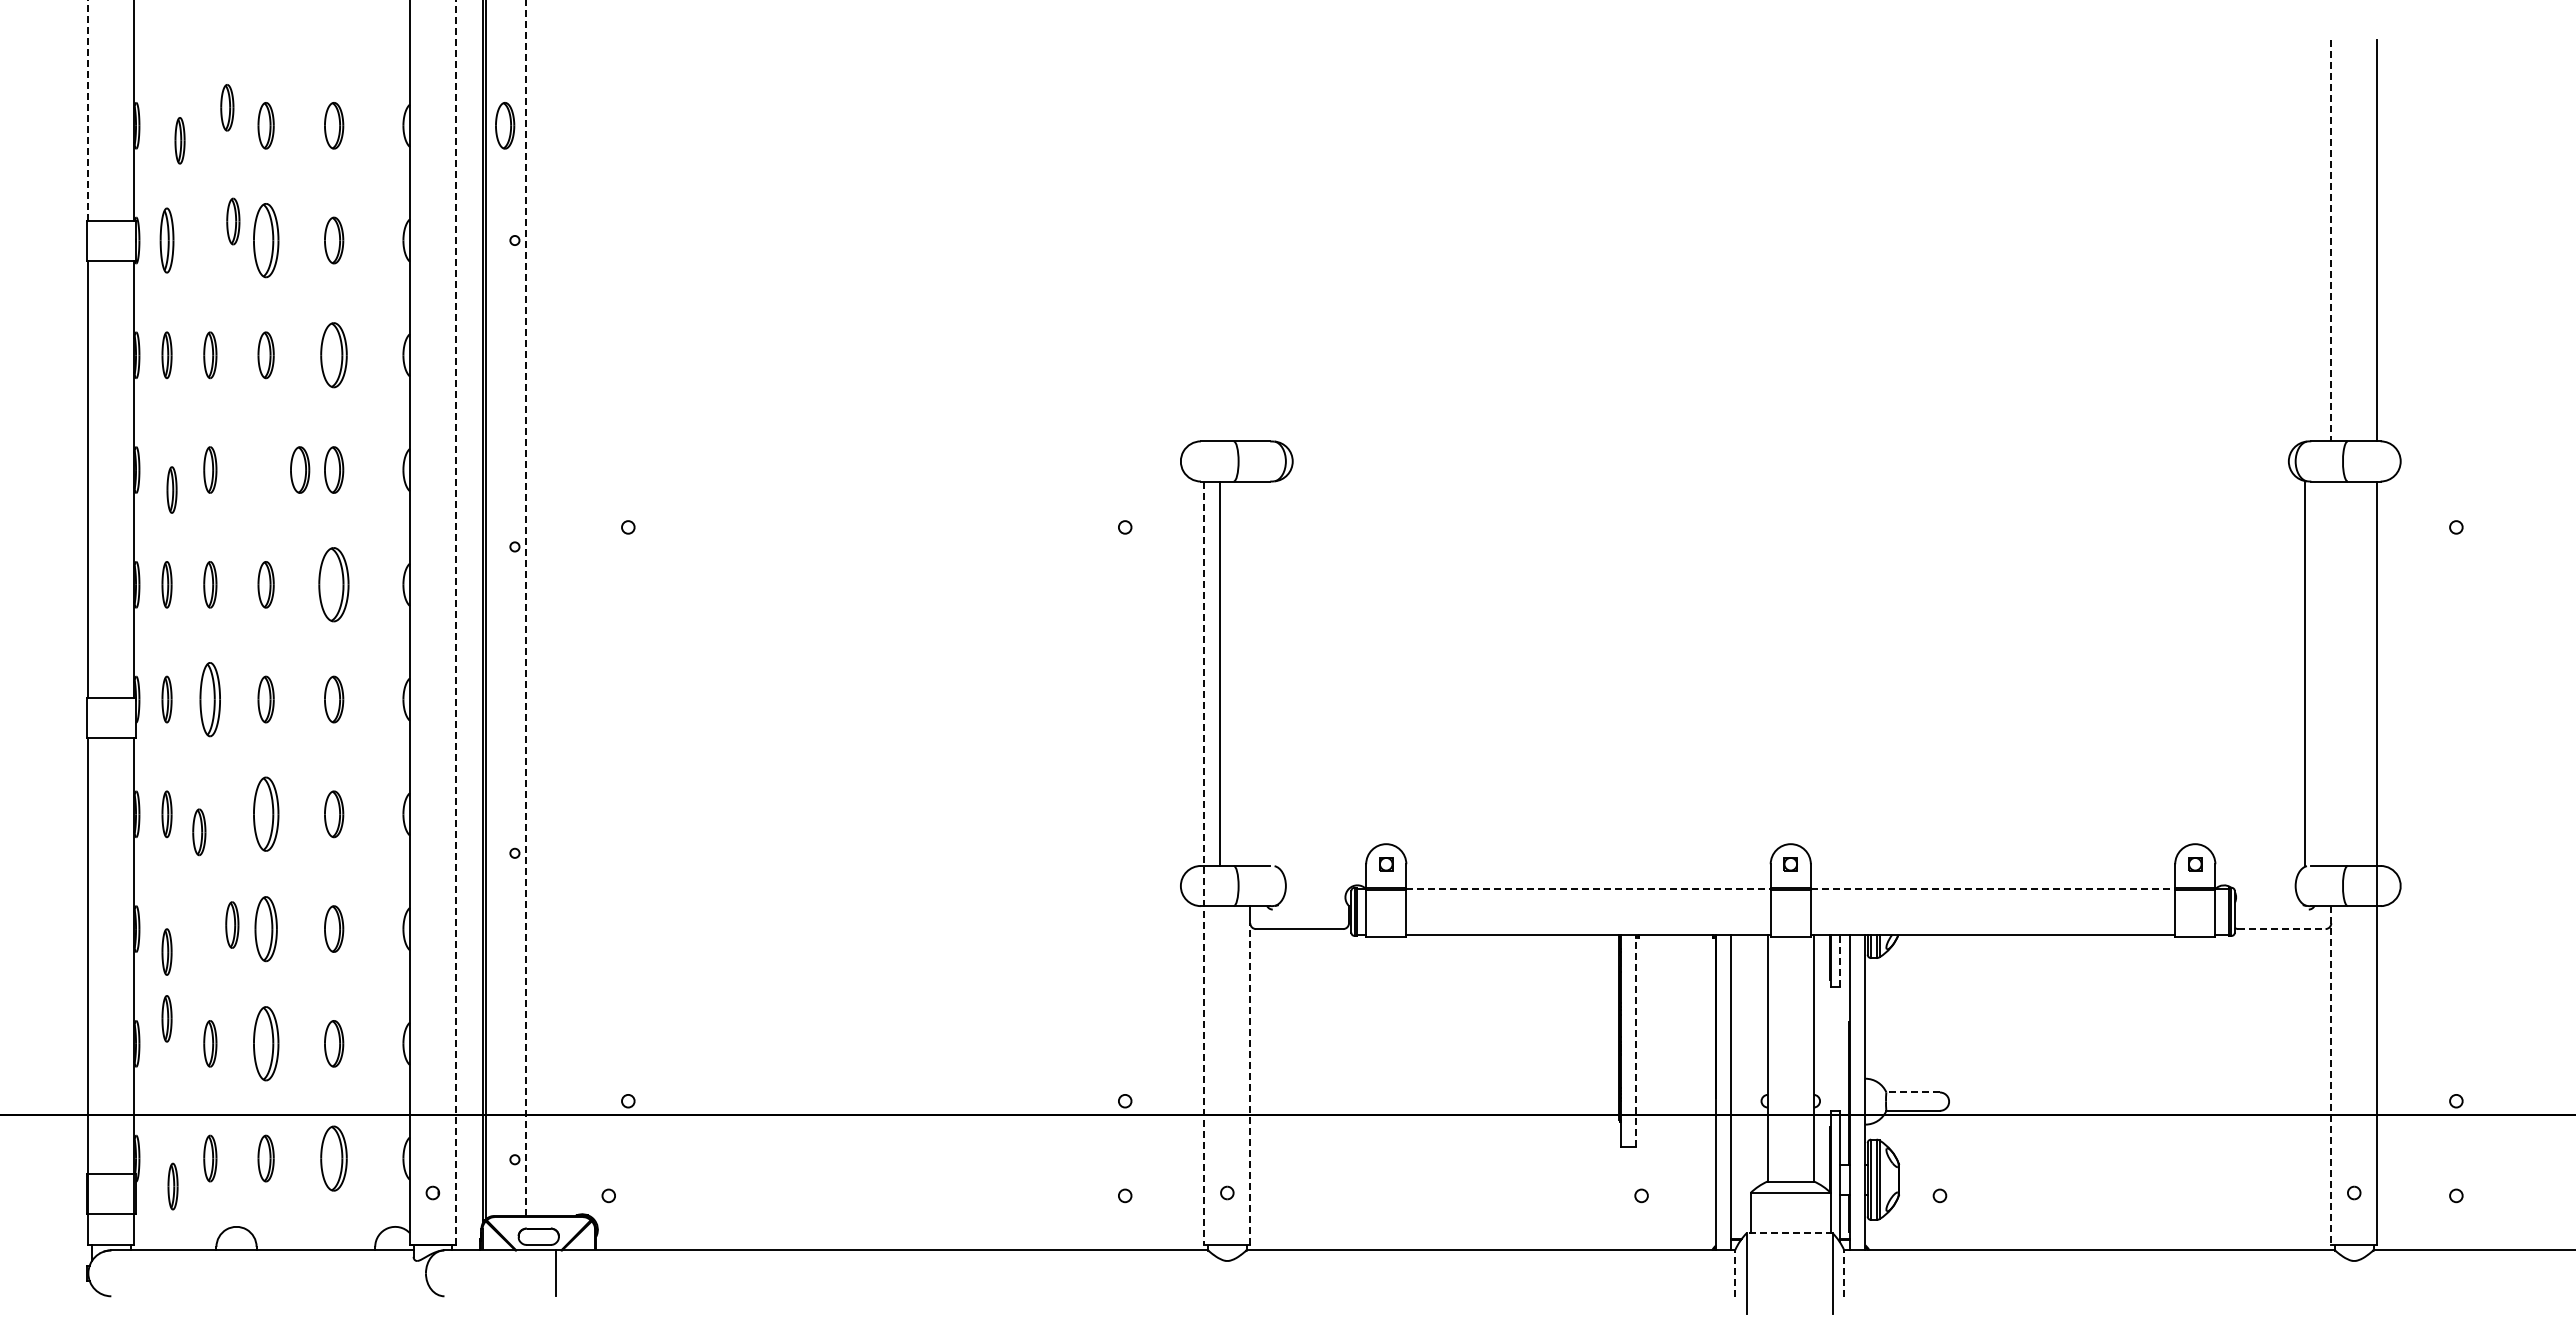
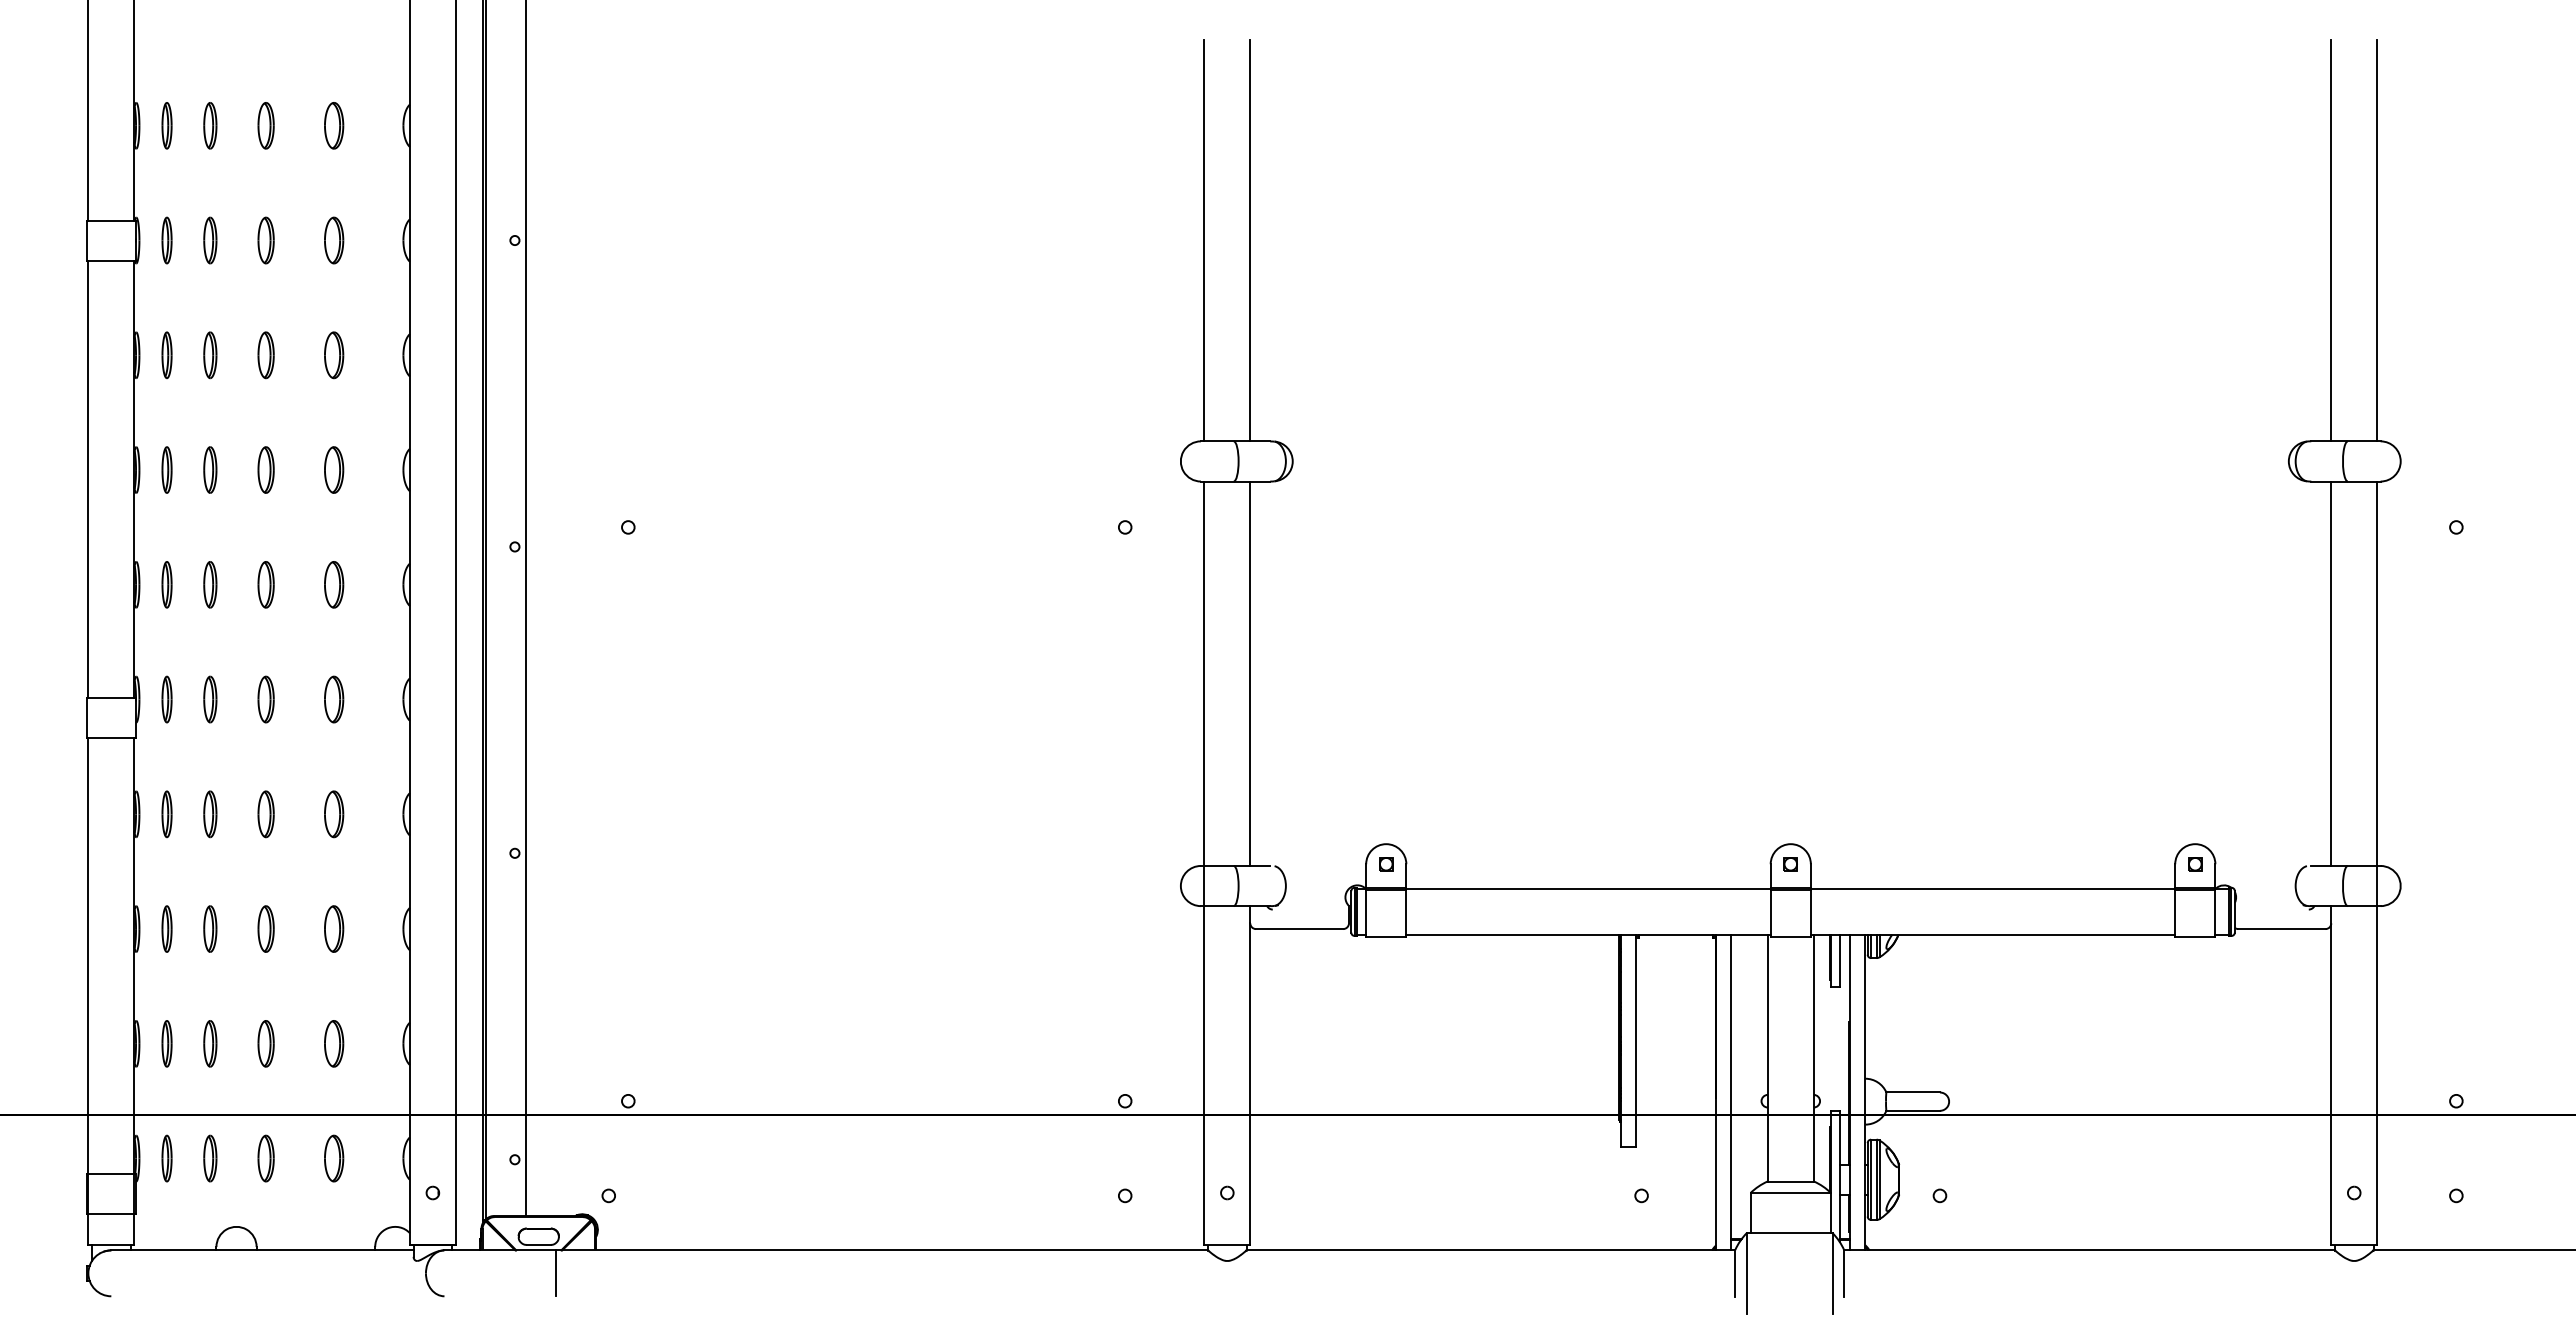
part position: (227, 107) -> (210, 125) (210, 125)
line: dashed -> solid (88, 111)
part: present -> none (505, 125)
part position: (179, 140) -> (166, 125) (166, 125)
part position: (233, 221) -> (210, 240) (210, 240)
part size: 16x67 px -> 12x49 px (166, 240)
part size: 27x76 px -> 18x49 px (265, 240)
line: none -> present (1204, 240)
line: none -> present (1250, 240)
line: dashed -> solid (2331, 240)
part size: 28x67 px -> 21x49 px (334, 355)
part: none -> present (265, 469)
part: present -> none (300, 469)
part position: (171, 489) -> (166, 469) (166, 469)
part size: 32x76 px -> 21x48 px (334, 584)
line: dashed -> solid (526, 608)
line: dashed -> solid (455, 622)
line position: (1220, 673) -> (1250, 673) (1250, 673)
line position: (2305, 673) -> (2331, 673) (2331, 673)
part size: 22x76 px -> 15x49 px (210, 699)
part size: 27x76 px -> 18x49 px (265, 814)
part position: (199, 832) -> (210, 814) (210, 814)
line: dashed -> solid (1204, 863)
line: dashed -> solid (1589, 888)
line: dashed -> solid (1993, 888)
part position: (232, 924) -> (210, 928) (210, 928)
part size: 24x67 px -> 18x48 px (265, 928)
line: dashed -> solid (2281, 929)
part position: (166, 951) -> (166, 928) (166, 928)
line: dashed -> solid (1840, 960)
part position: (166, 1018) -> (166, 1043) (166, 1043)
line: dashed -> solid (1635, 1040)
part size: 27x76 px -> 18x48 px (265, 1043)
line: dashed -> solid (2331, 1075)
line: dashed -> solid (1250, 1084)
line: dashed -> solid (1913, 1092)
part size: 28x67 px -> 21x49 px (334, 1158)
part position: (172, 1186) -> (166, 1158) (166, 1158)
line: dashed -> solid (1789, 1233)
line: dashed -> solid (1735, 1272)
line: dashed -> solid (1844, 1272)
